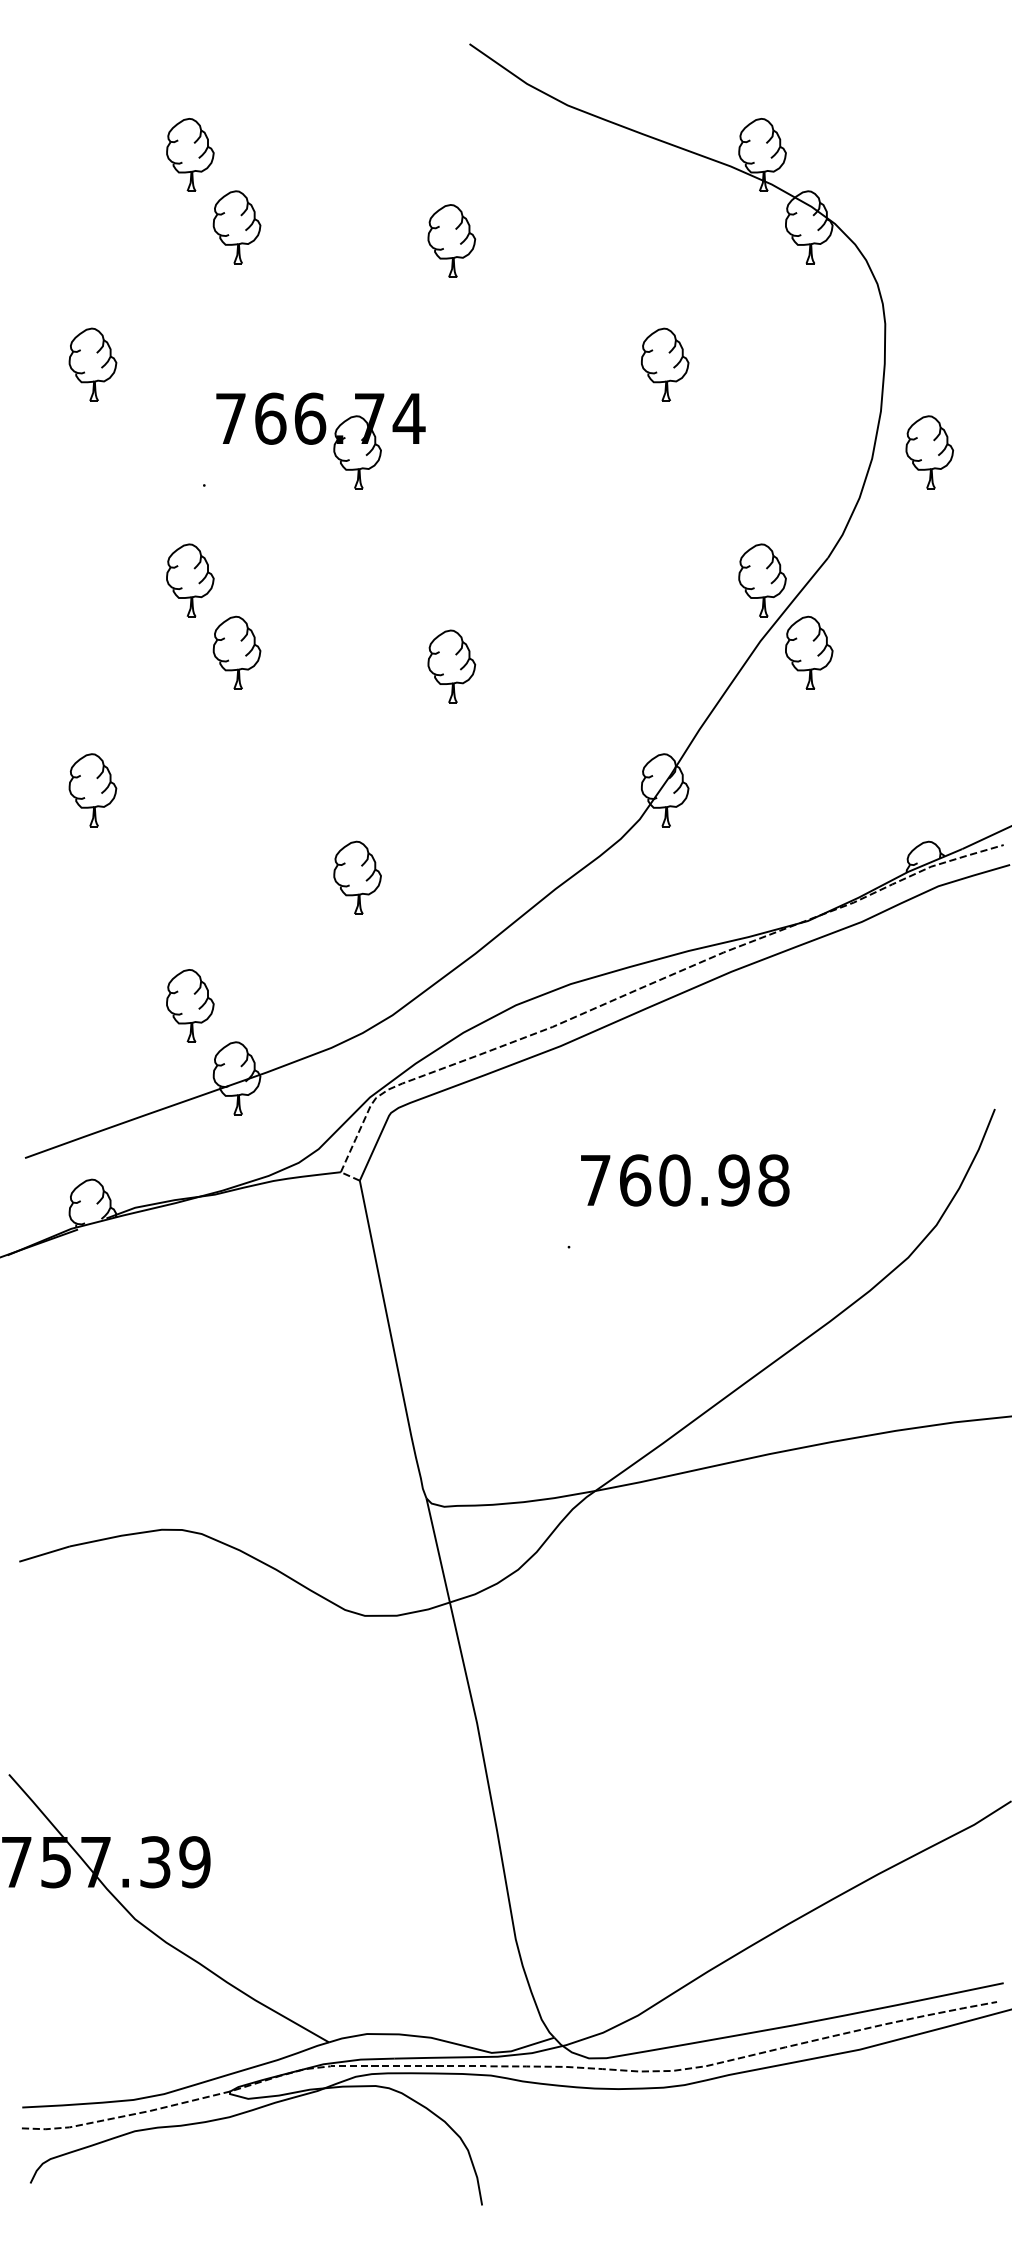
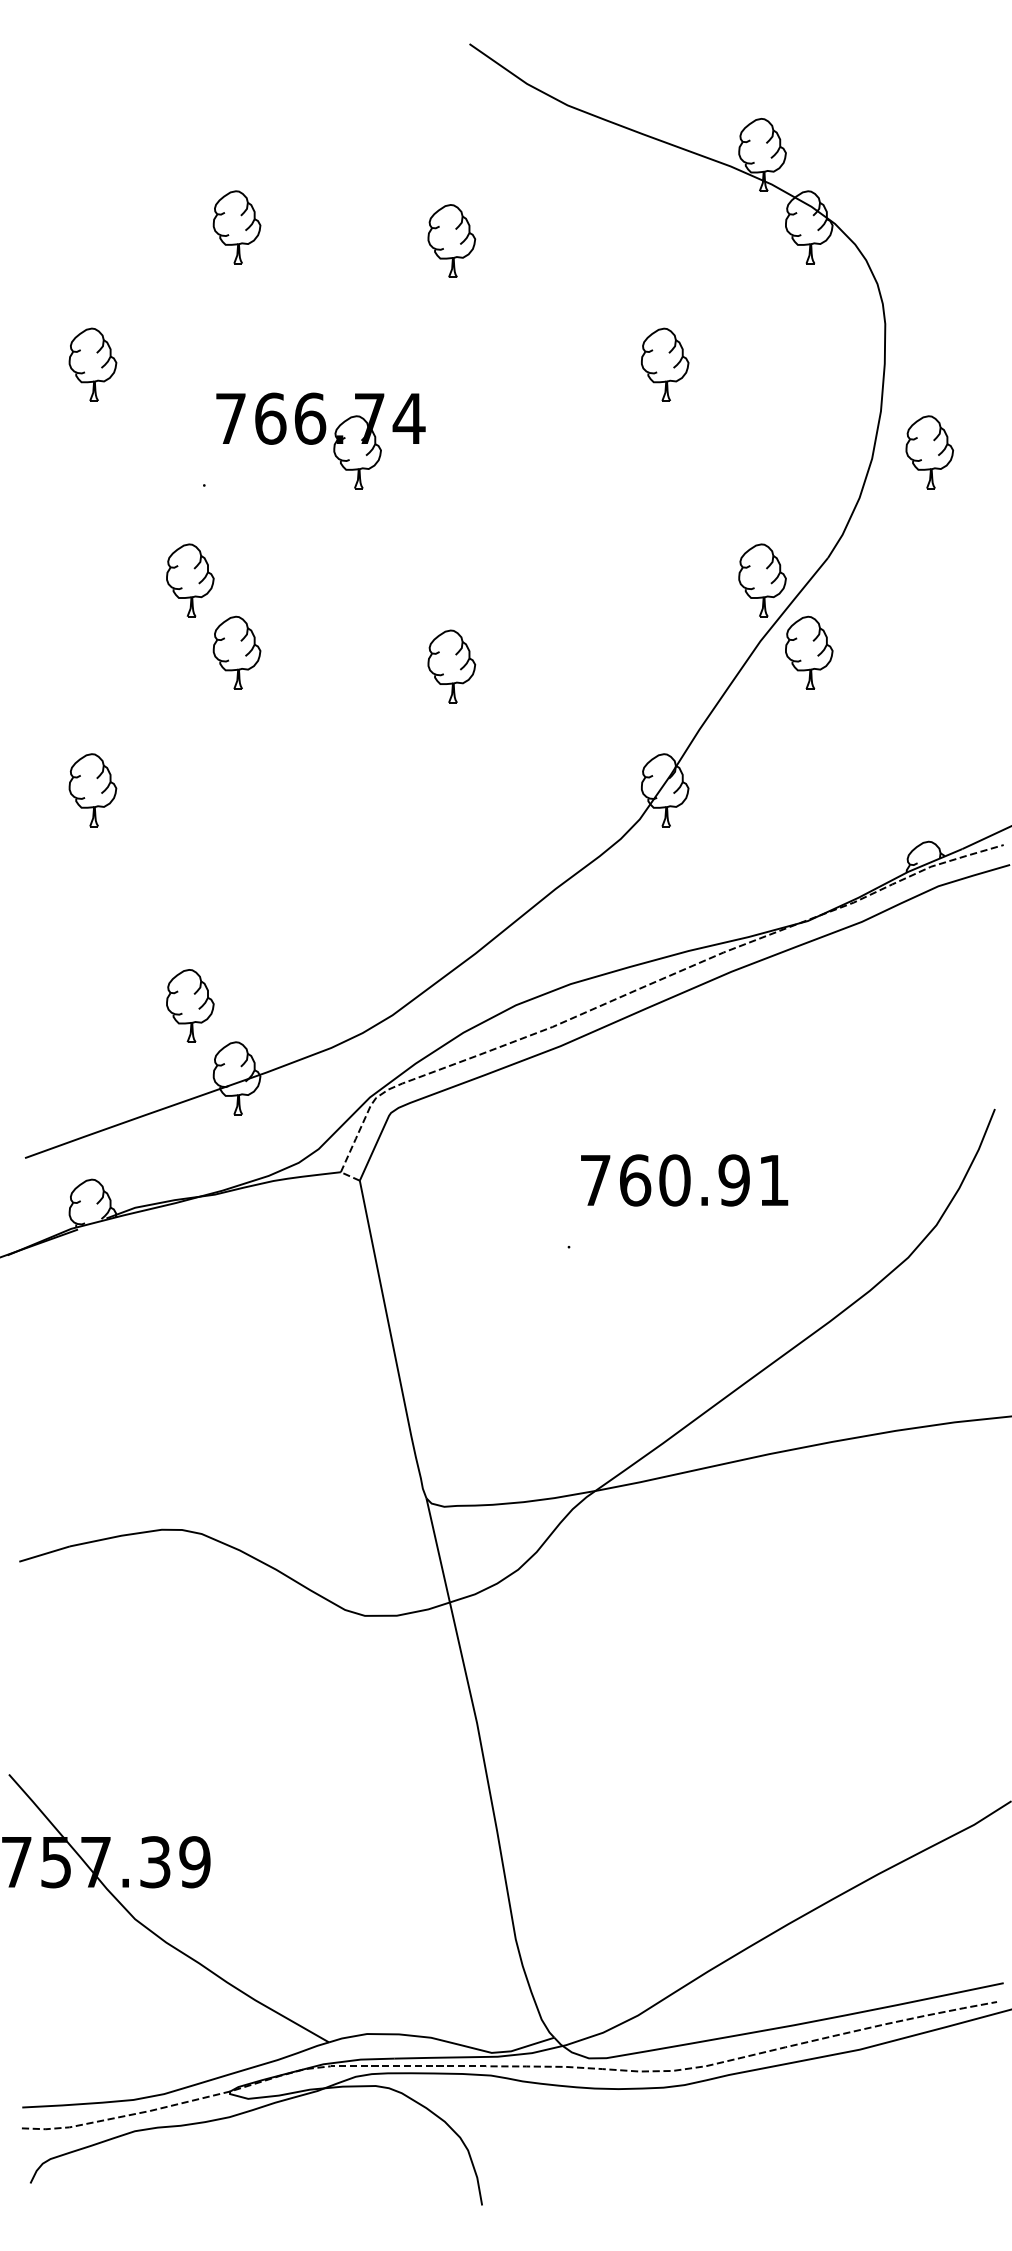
part: present -> none (190, 154)
part: present -> none (357, 877)
text: 760.98 -> 760.91 (773, 1180)
